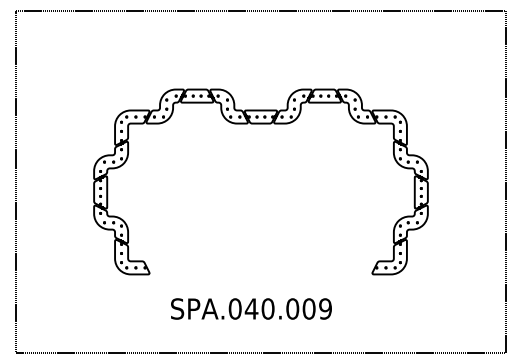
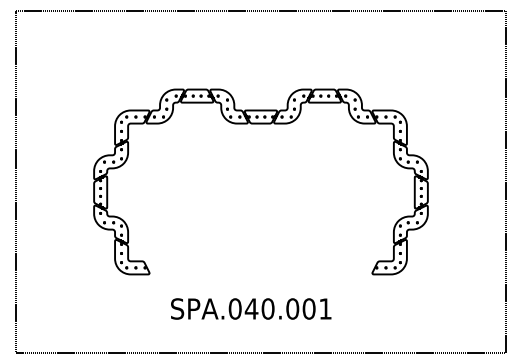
text: SPA.040.009 -> SPA.040.001 (325, 308)
